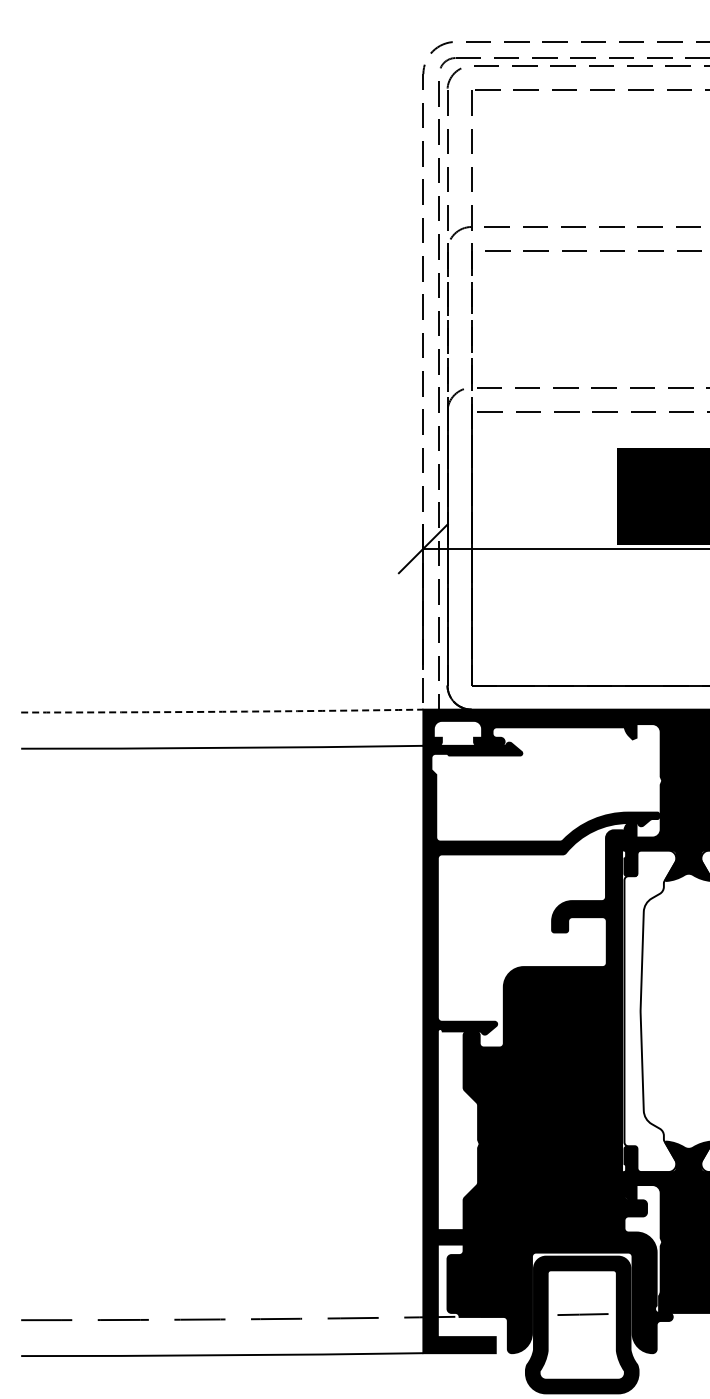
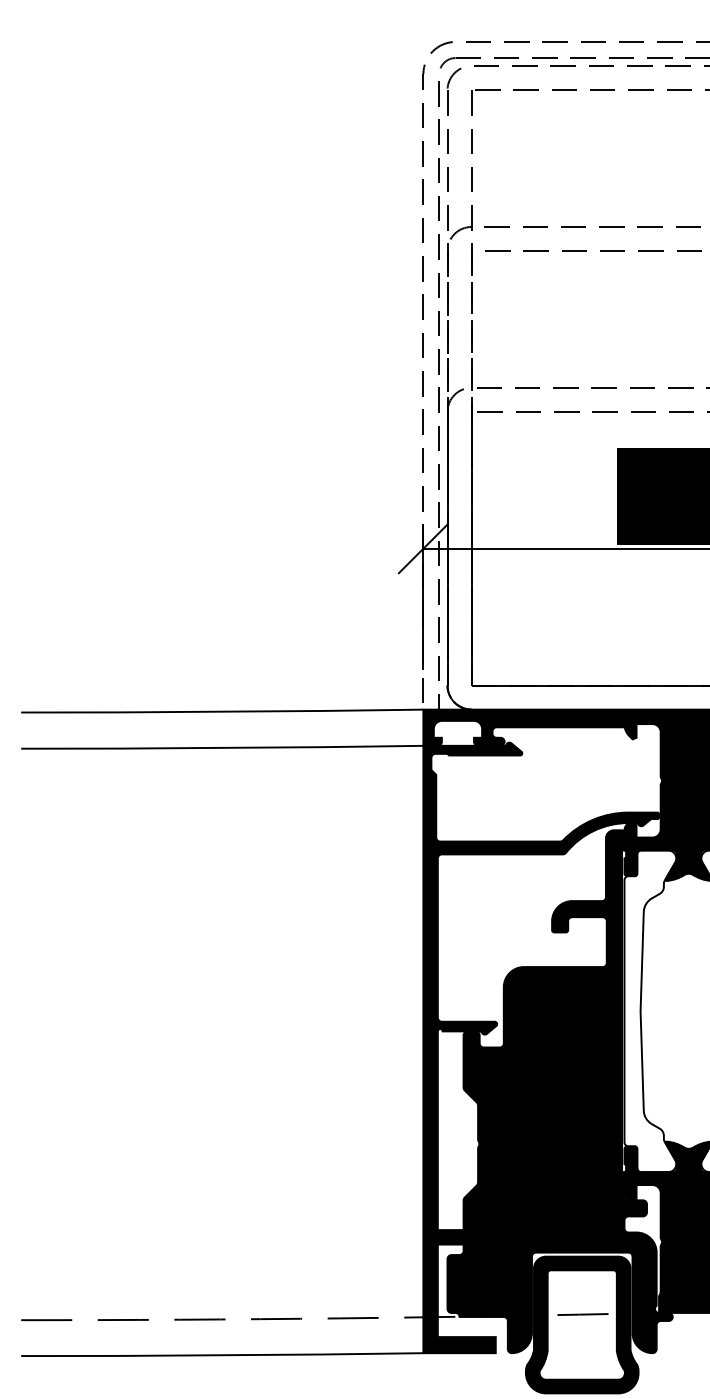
arc: dashed -> solid (222, 711)
